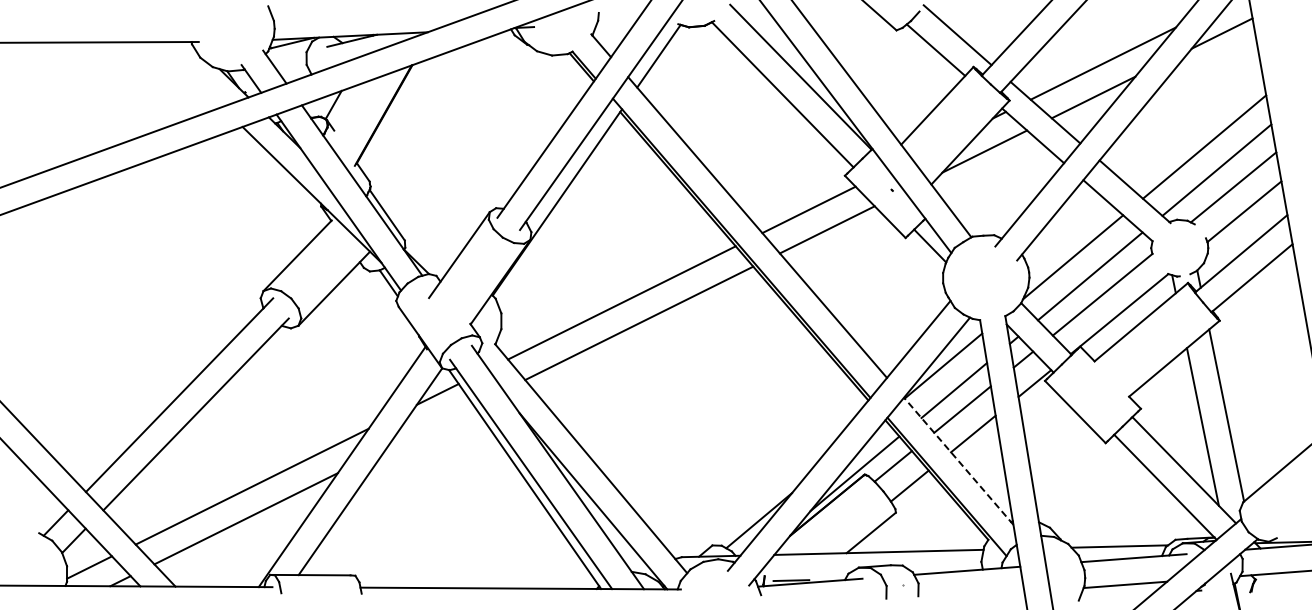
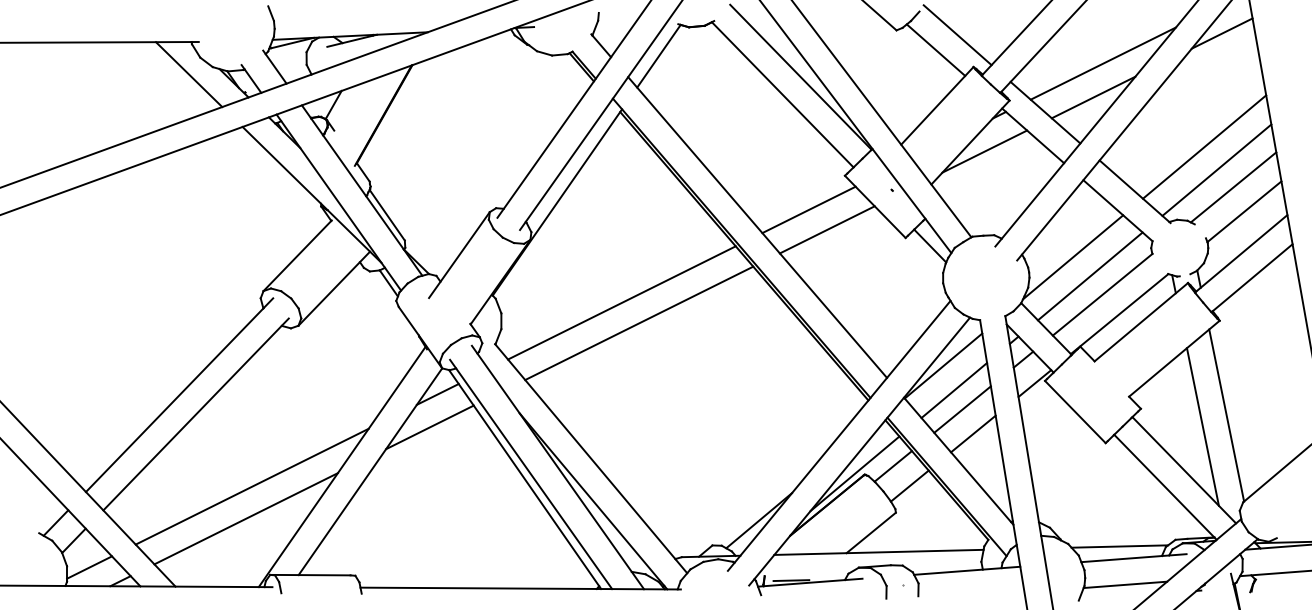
line: none -> present (189, 74)
line: none -> present (429, 427)
line: dashed -> solid (958, 461)
